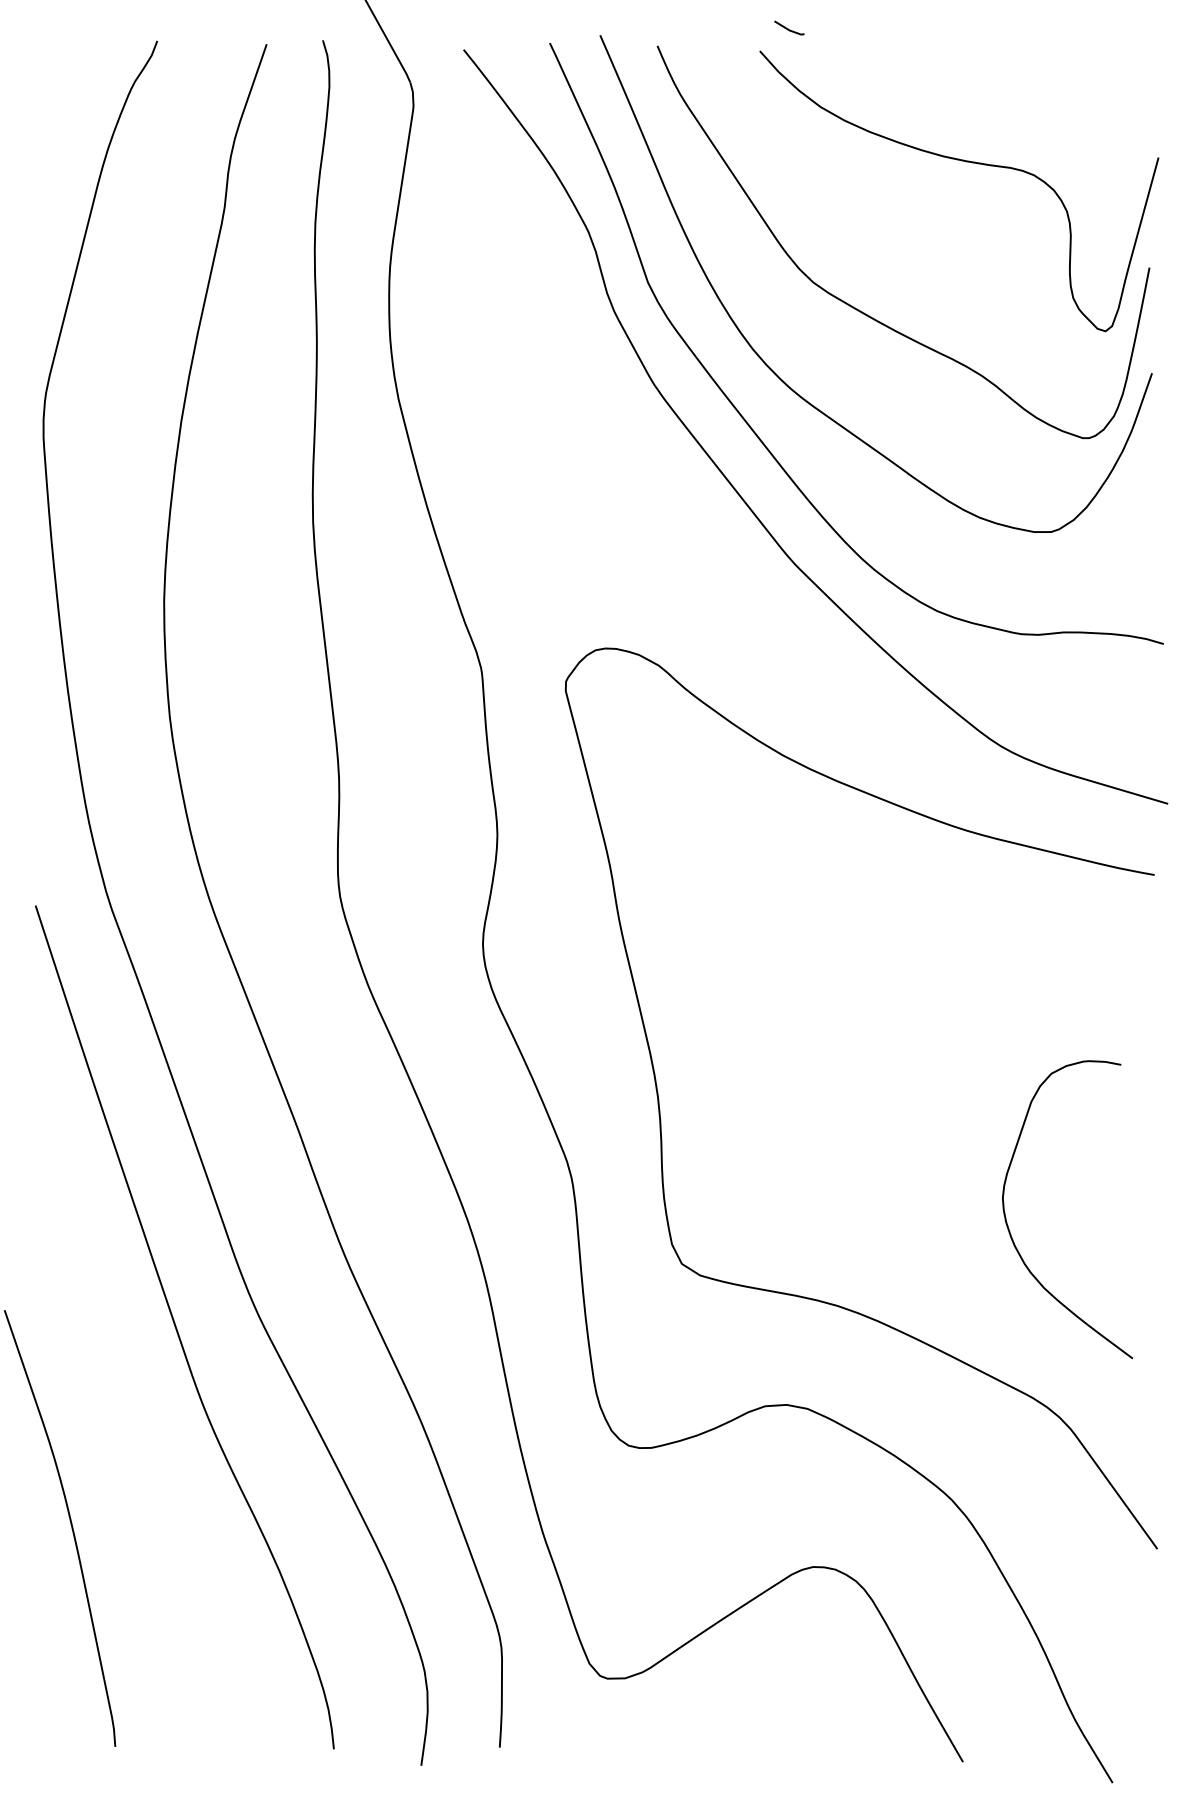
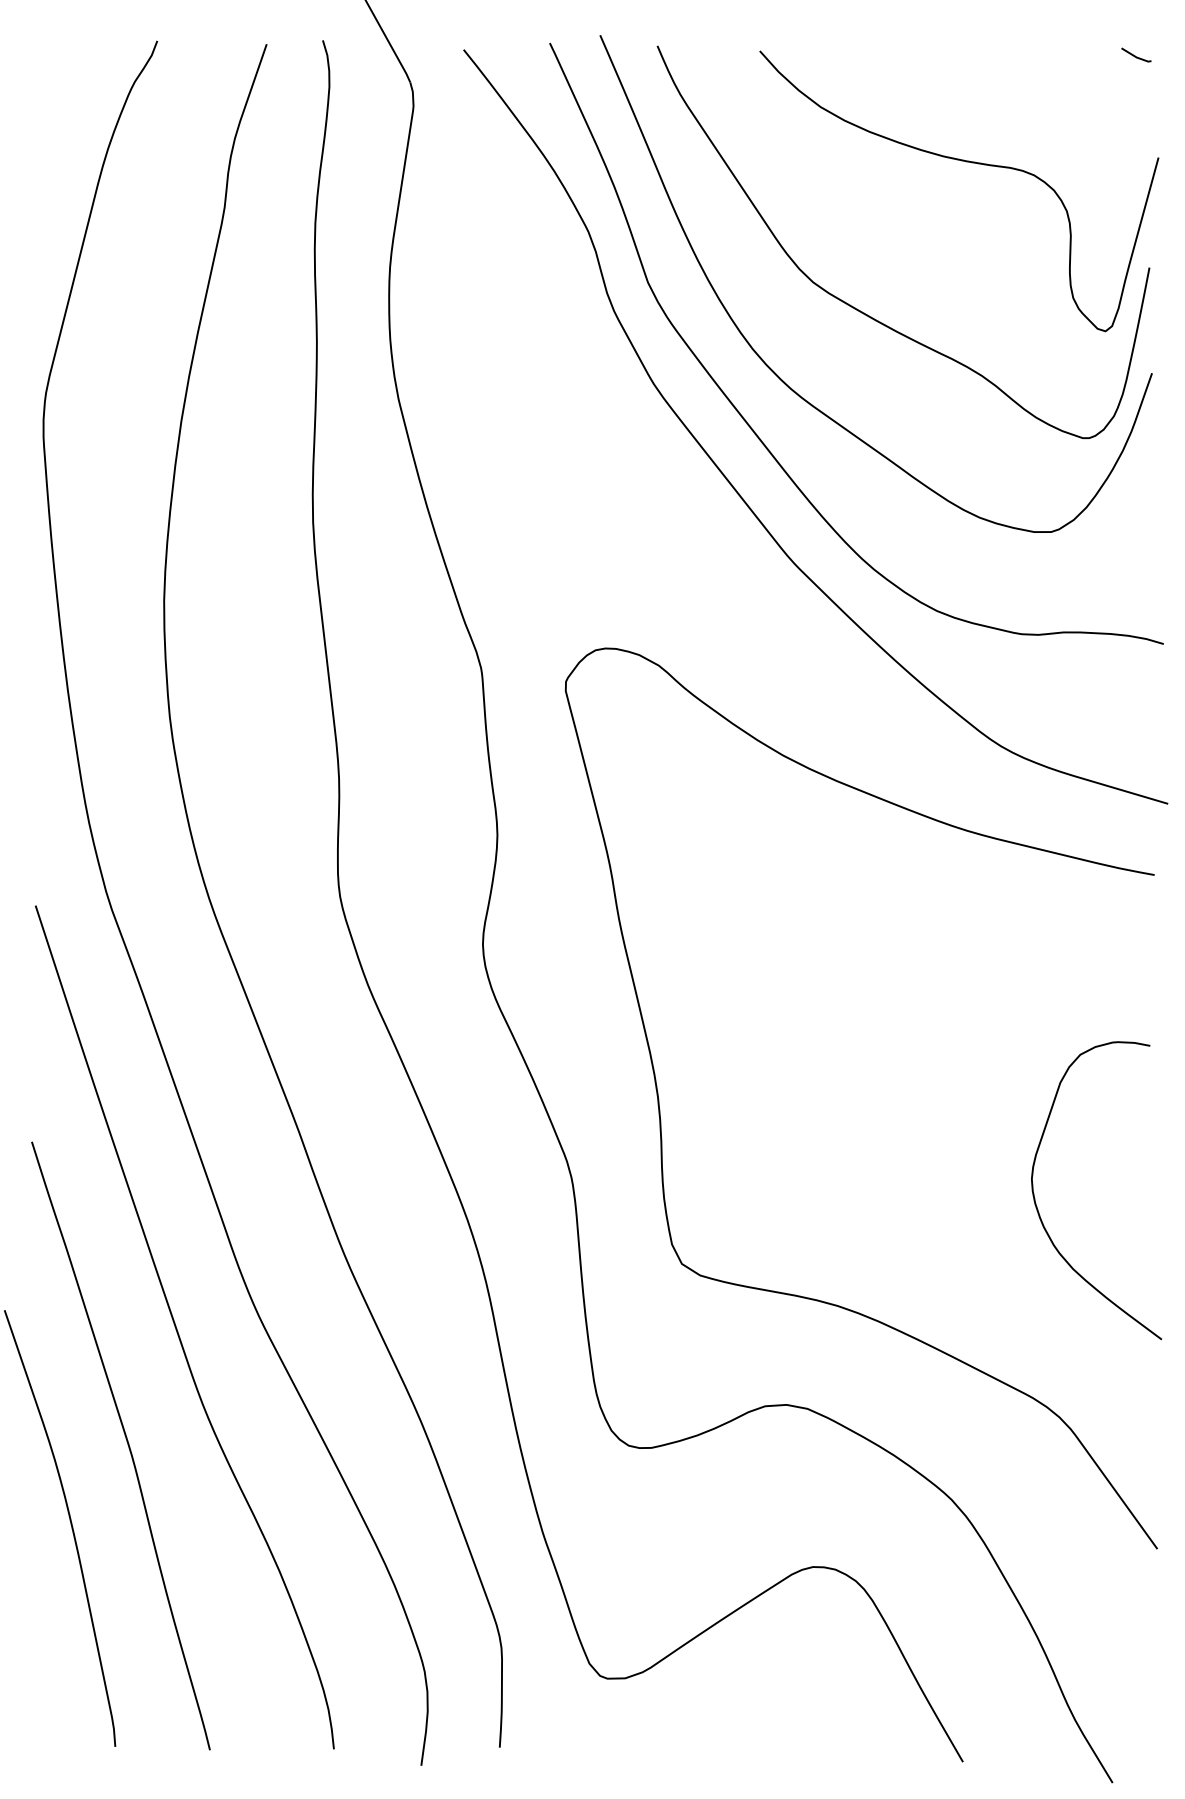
line position: (788, 28) -> (1135, 55) (1135, 55)
curve position: (1009, 1228) -> (1038, 1209) (1038, 1209)
curve: none -> present (127, 1445)
